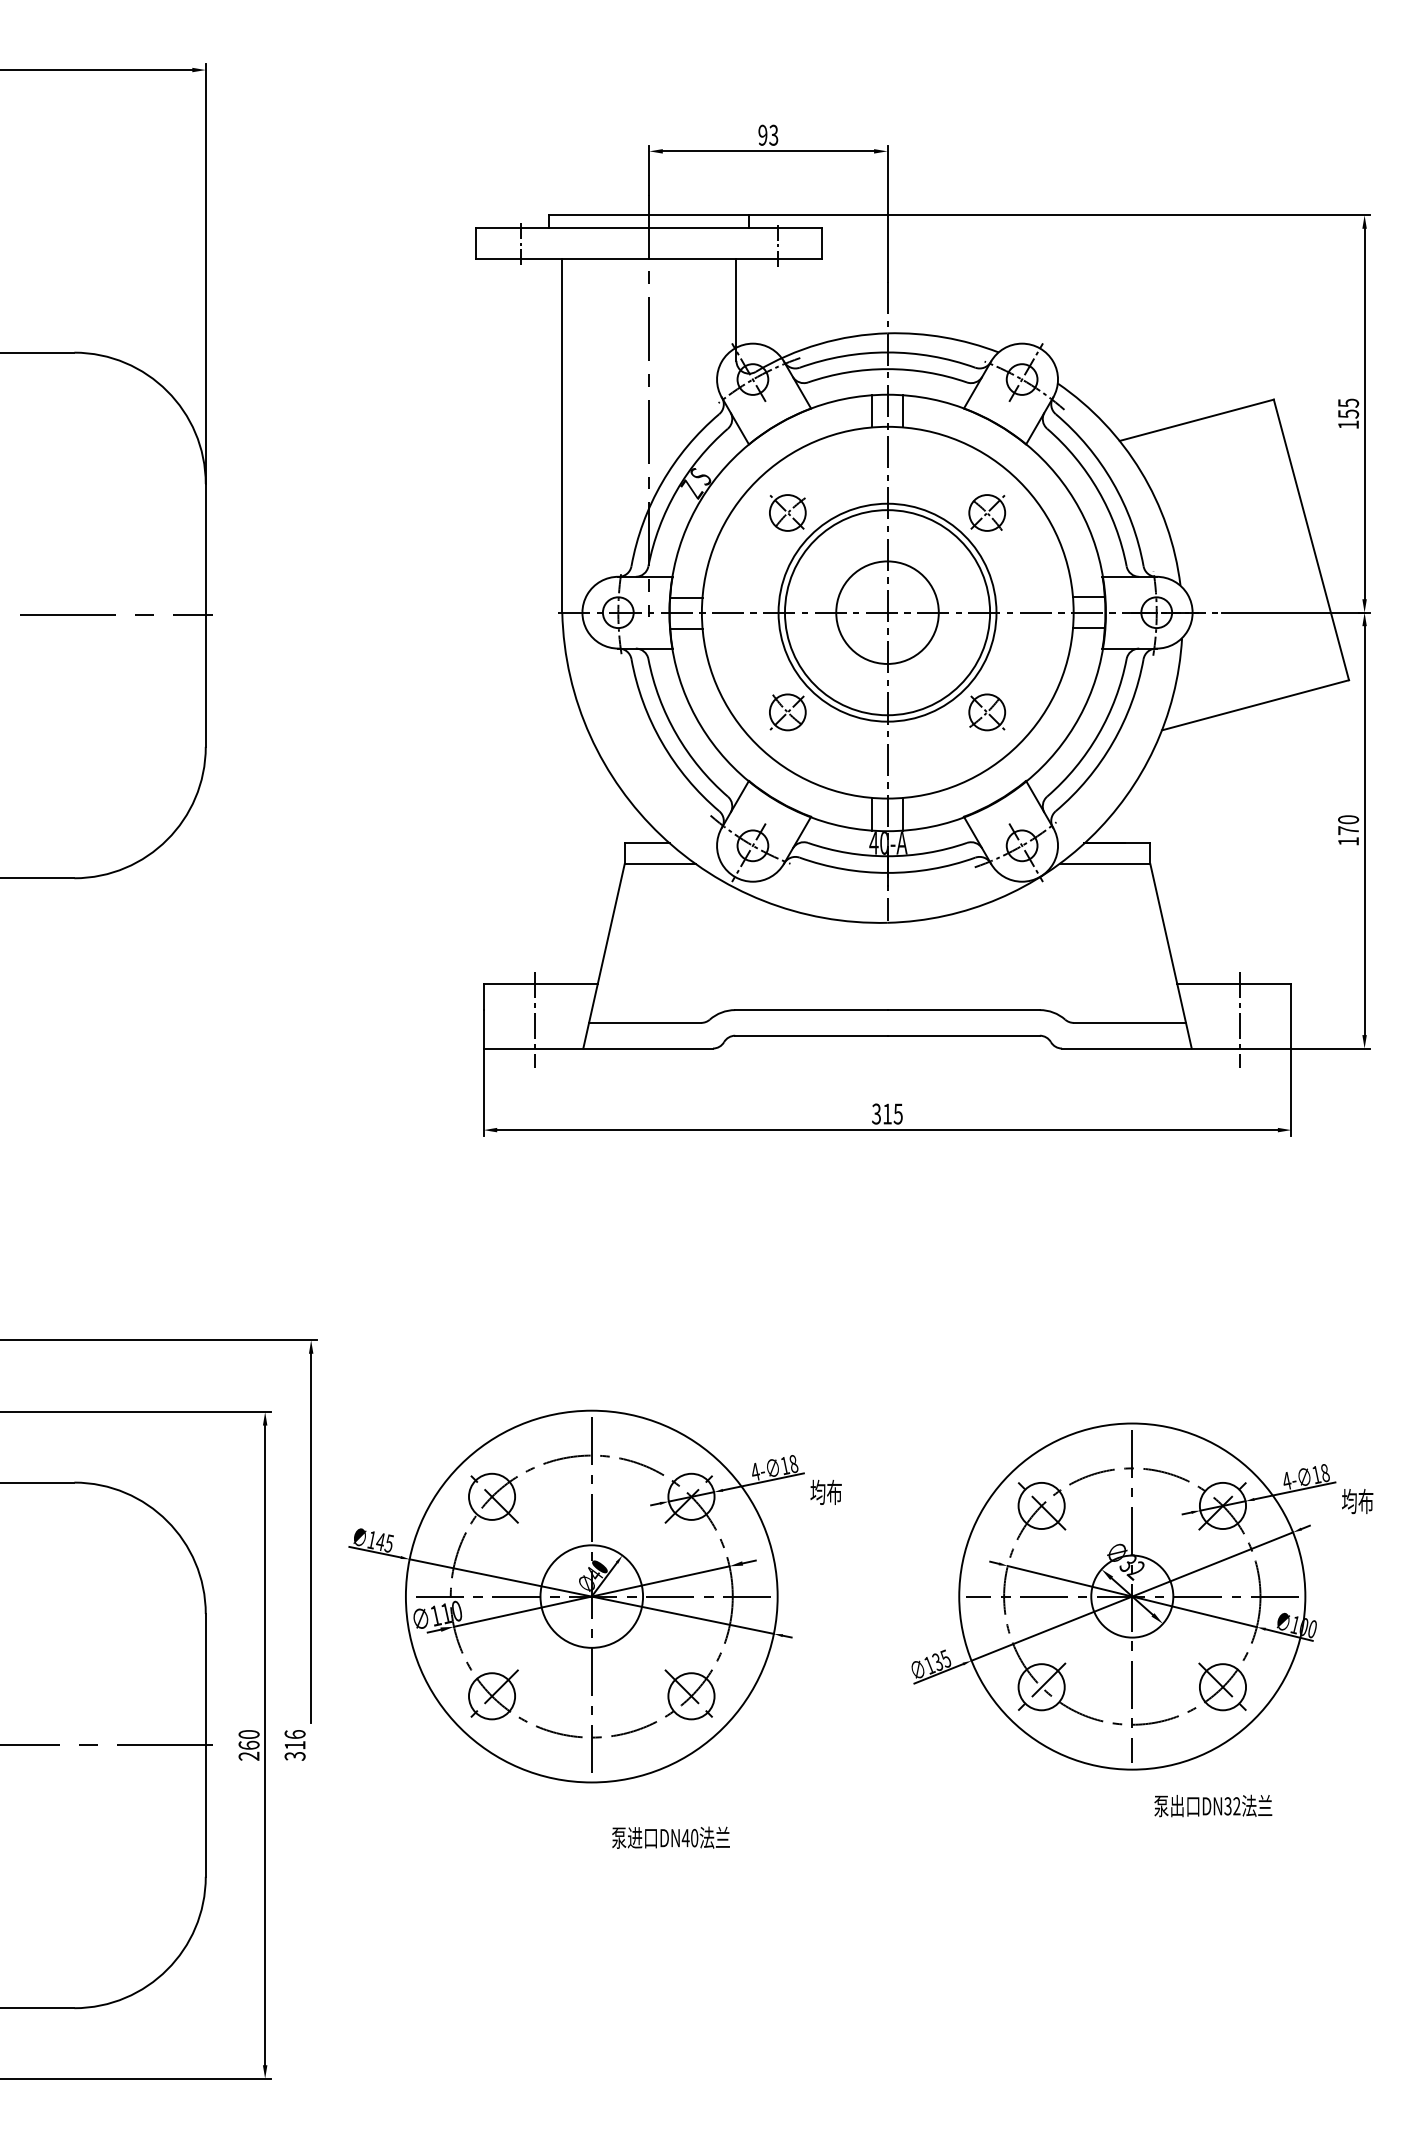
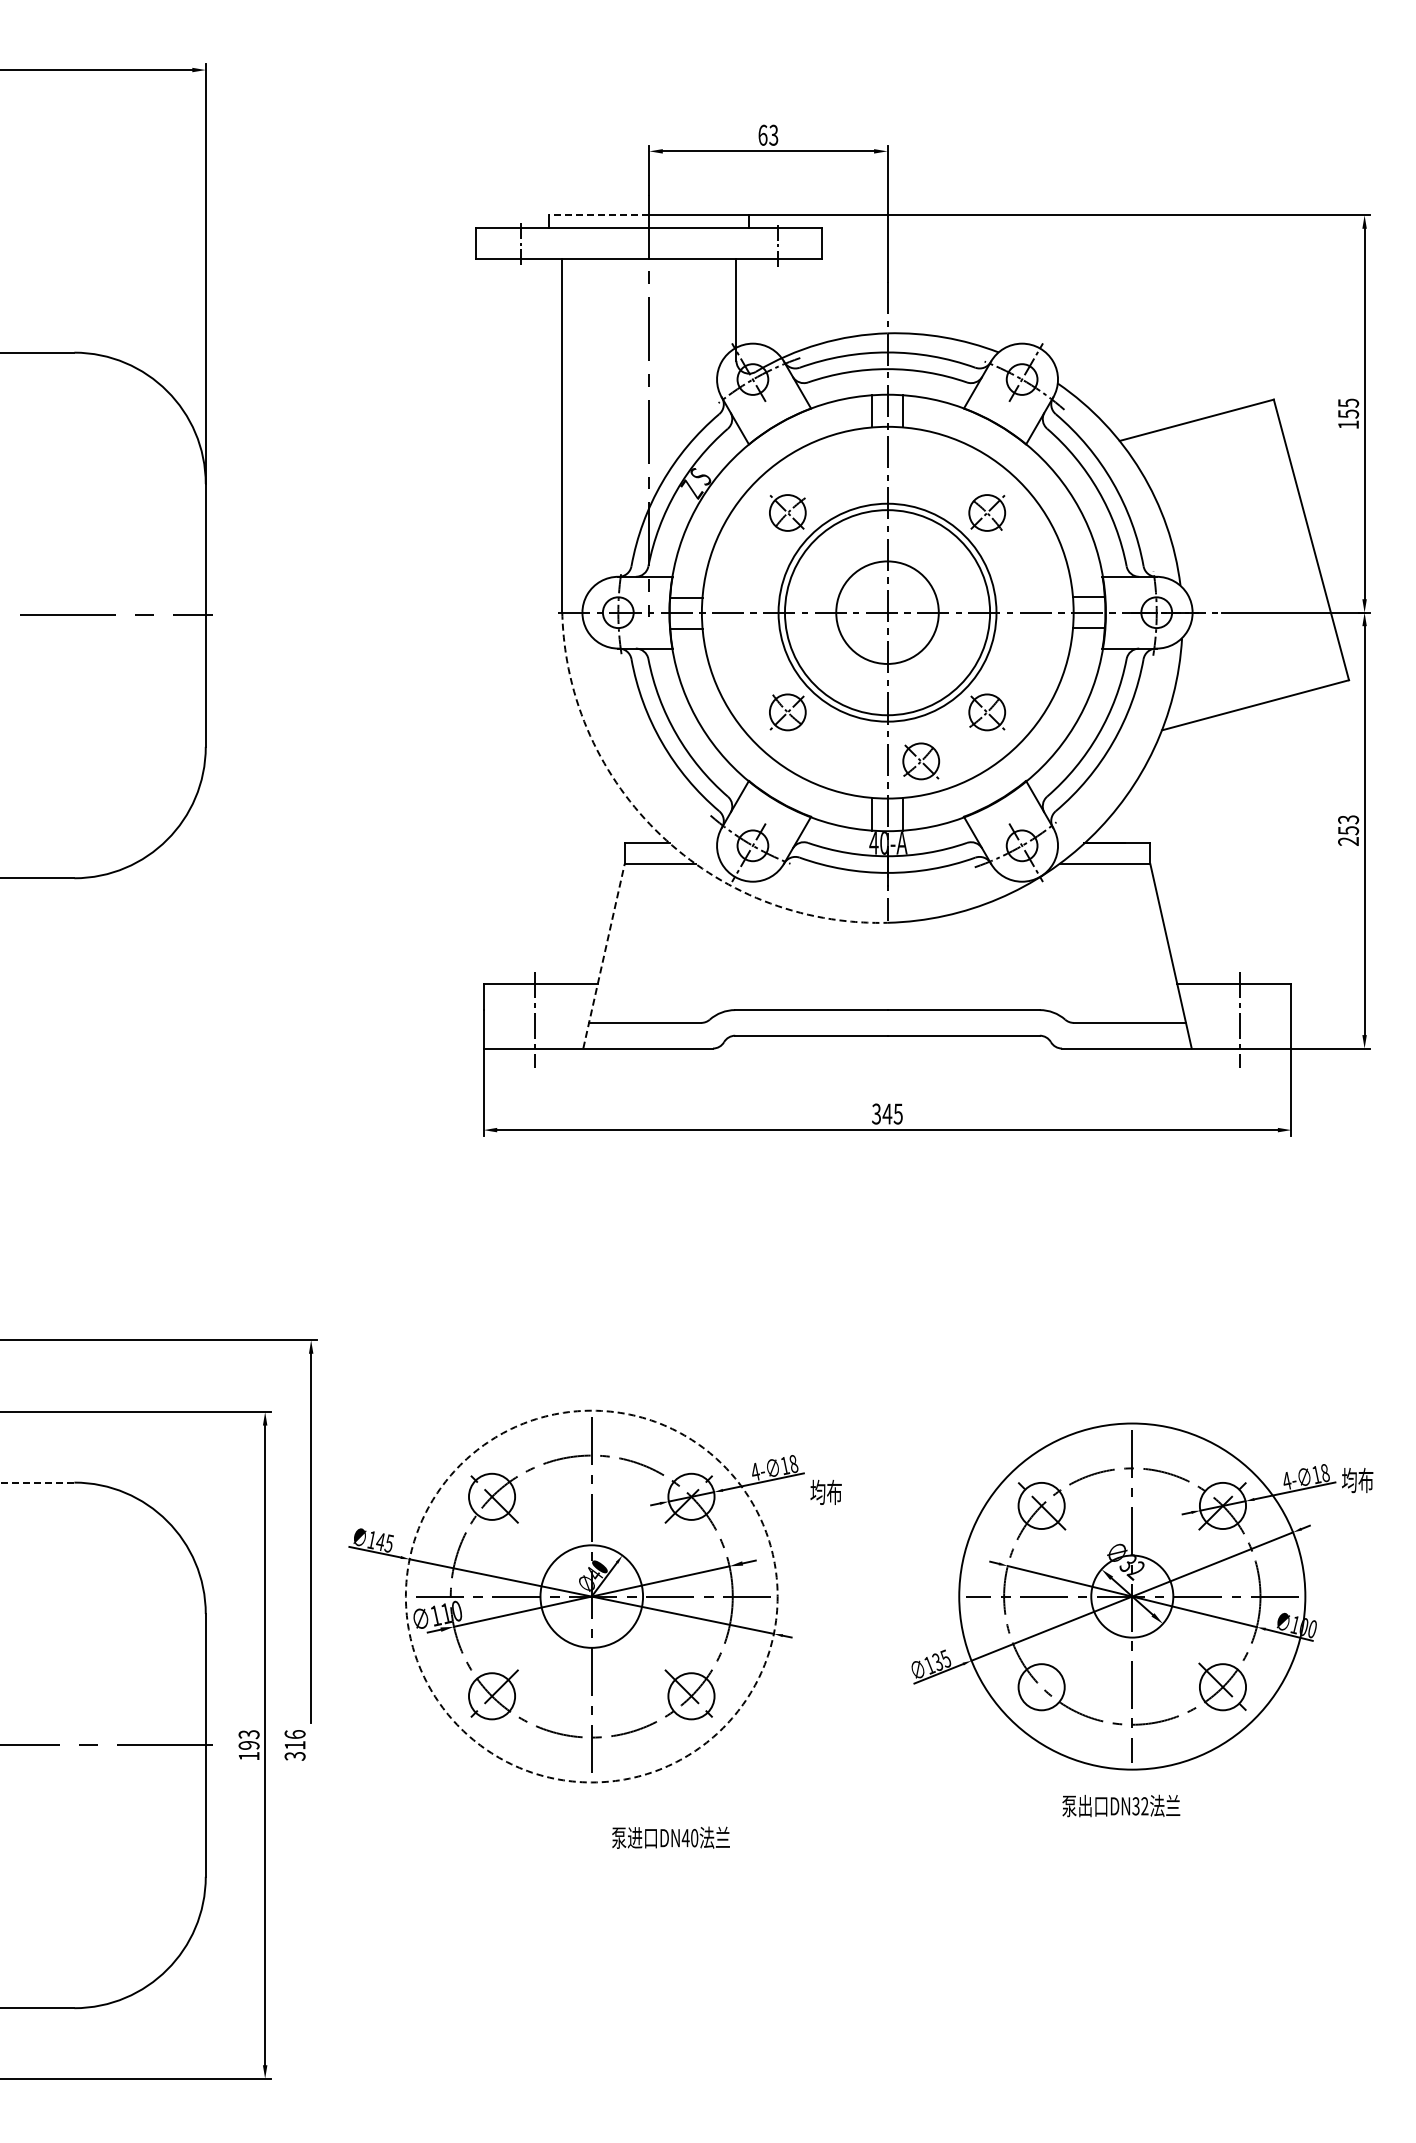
text: 93 -> 63 (762, 134)
line: solid -> dashed (599, 215)
part: none -> present (921, 761)
text: 170 -> 253 (1348, 830)
arc: solid -> dashed (660, 835)
line: solid -> dashed (604, 956)
text: 315 -> 345 (887, 1113)
line: solid -> dashed (37, 1482)
text position: (1357, 1501) -> (1357, 1480) (1357, 1480)
circle: solid -> dashed (591, 1596)
line: present -> none (1041, 1686)
text: 260 -> 193 (248, 1745)
text position: (1213, 1805) -> (1121, 1805) (1121, 1805)
